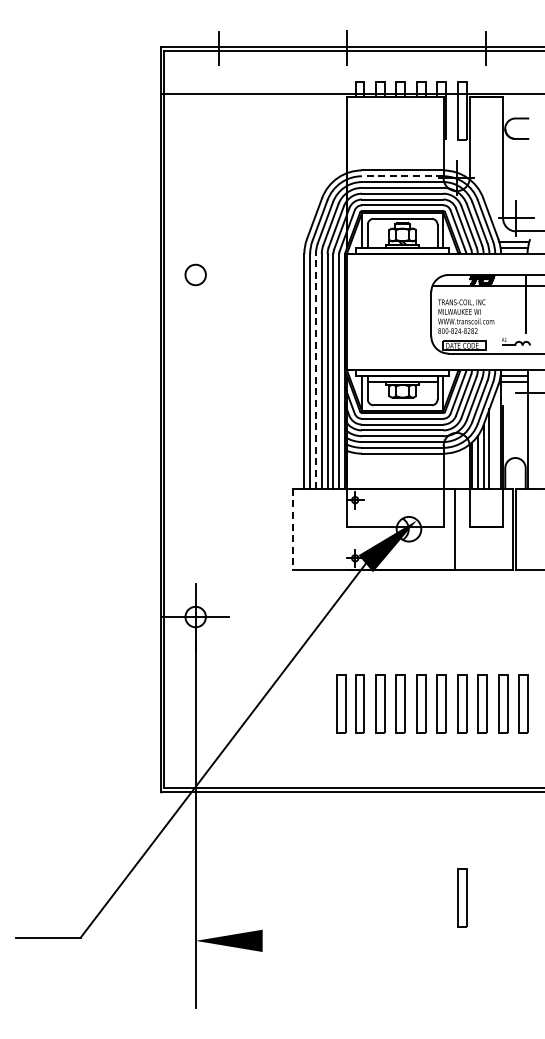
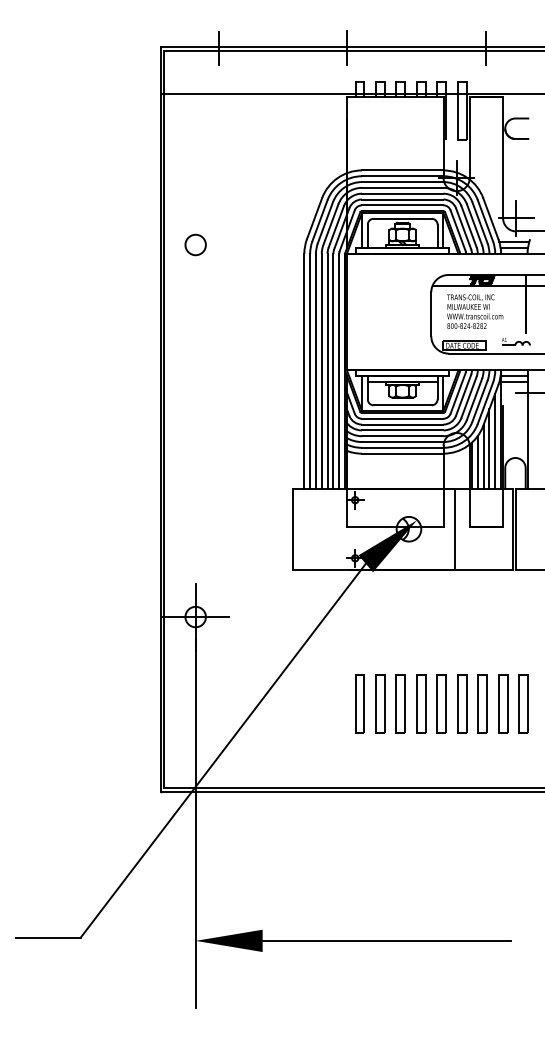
line: dashed -> solid (402, 176)
circle position: (195, 274) -> (195, 244) (195, 244)
text position: (466, 316) -> (475, 311) (475, 311)
line: dashed -> solid (315, 370)
line: none -> present (495, 440)
line: dashed -> solid (292, 529)
part: present -> none (341, 703)
part: present -> none (462, 897)
line: none -> present (386, 940)
